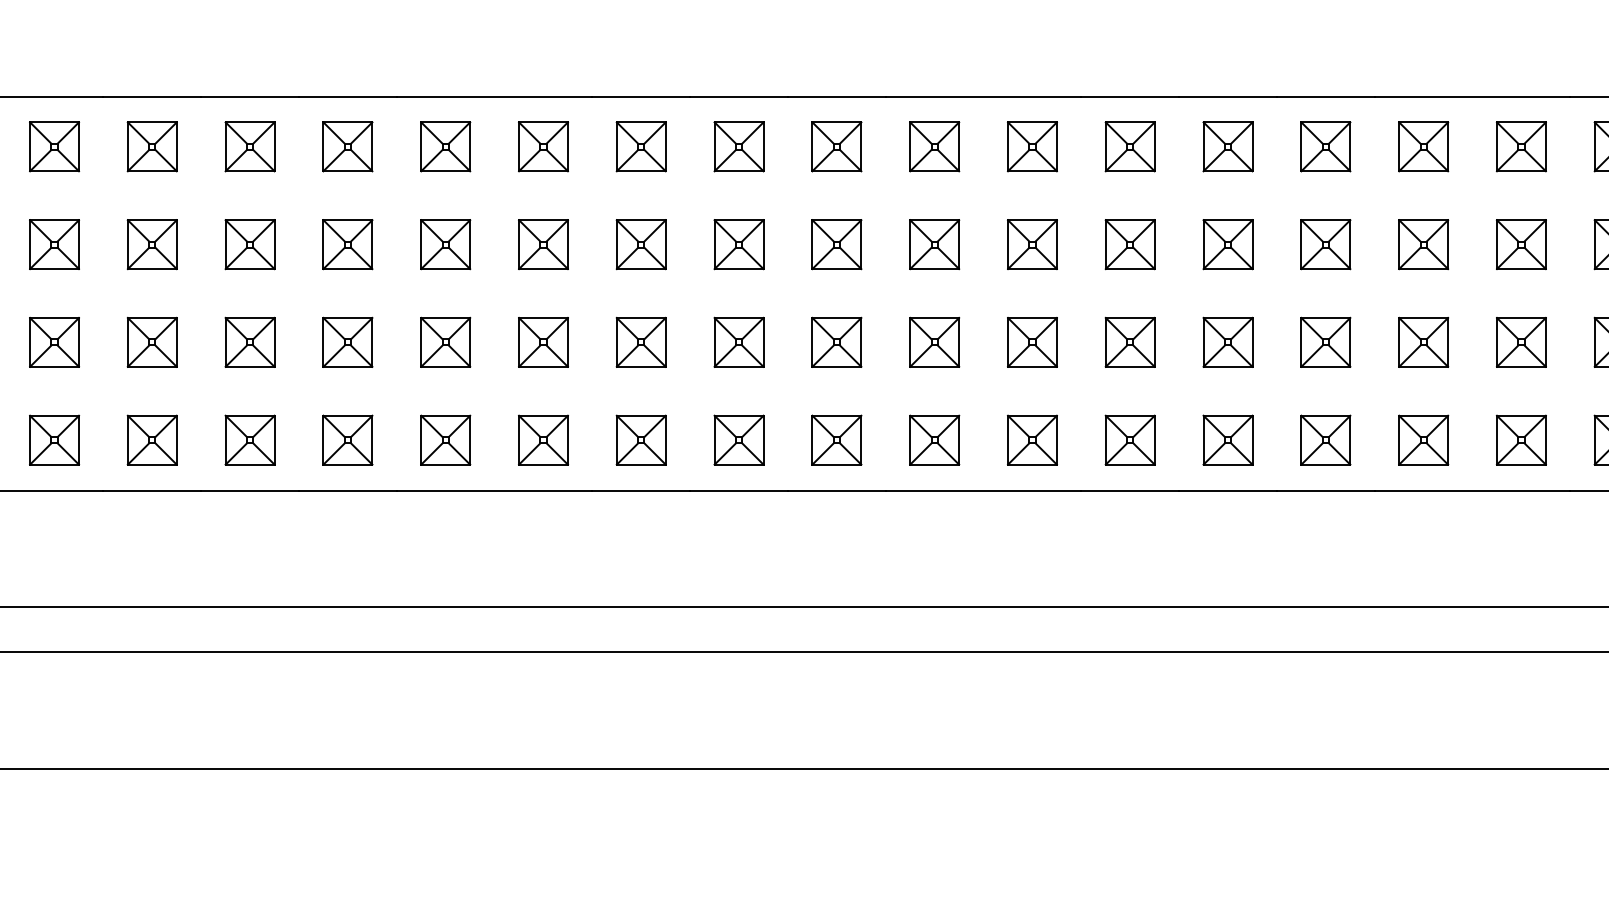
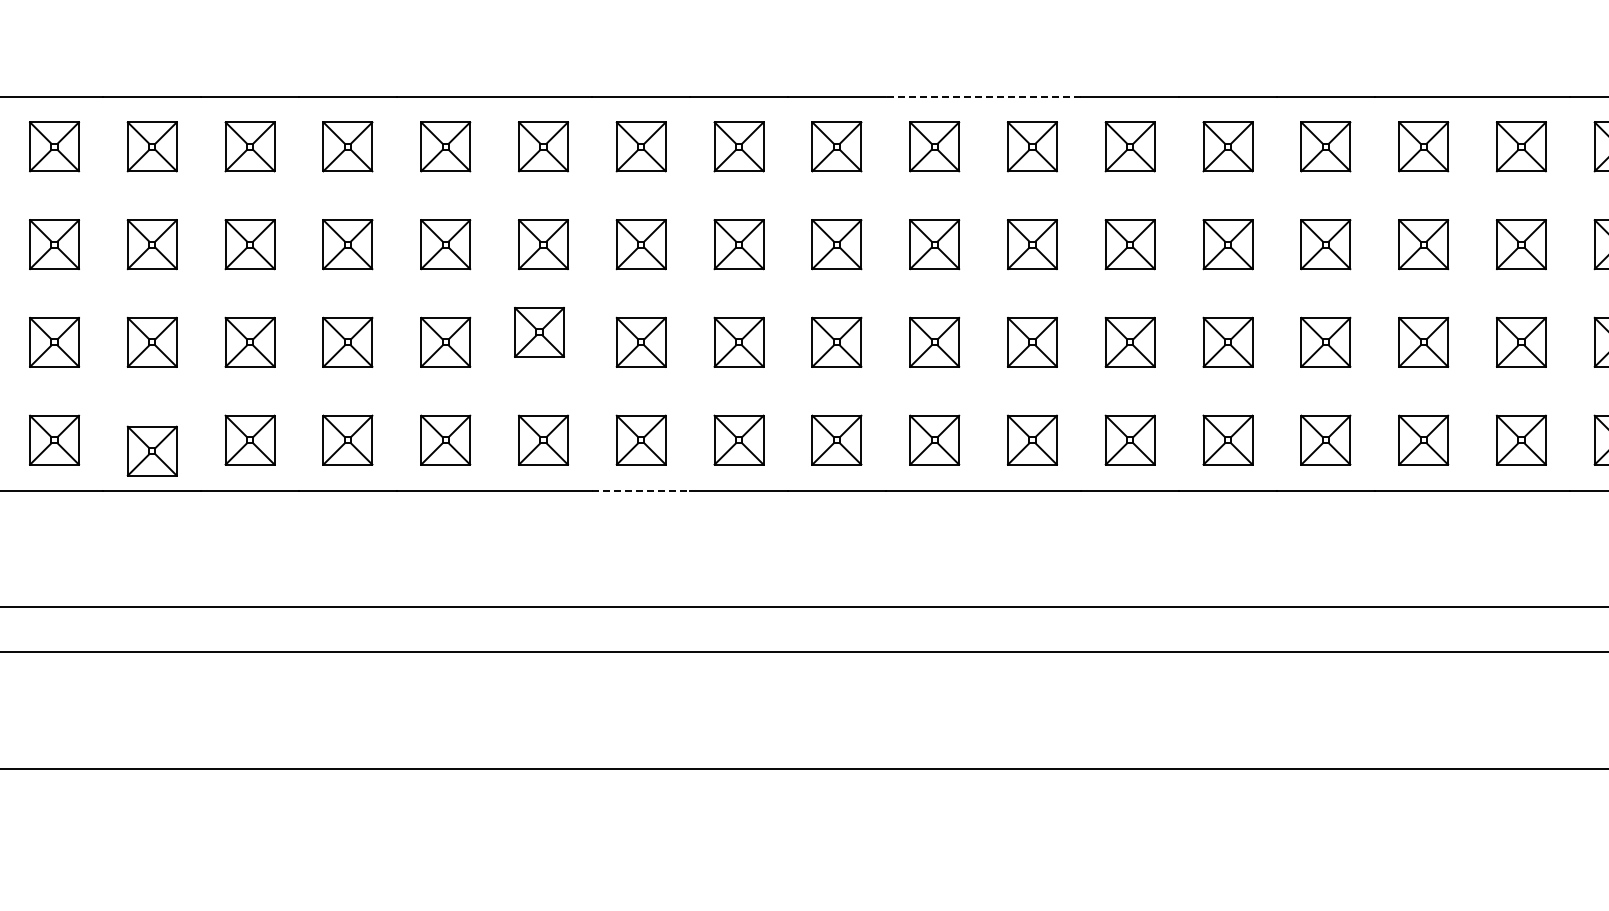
line: solid -> dashed (983, 96)
part position: (543, 342) -> (539, 332) (539, 332)
part position: (151, 439) -> (151, 450) (151, 450)
line: solid -> dashed (641, 490)
